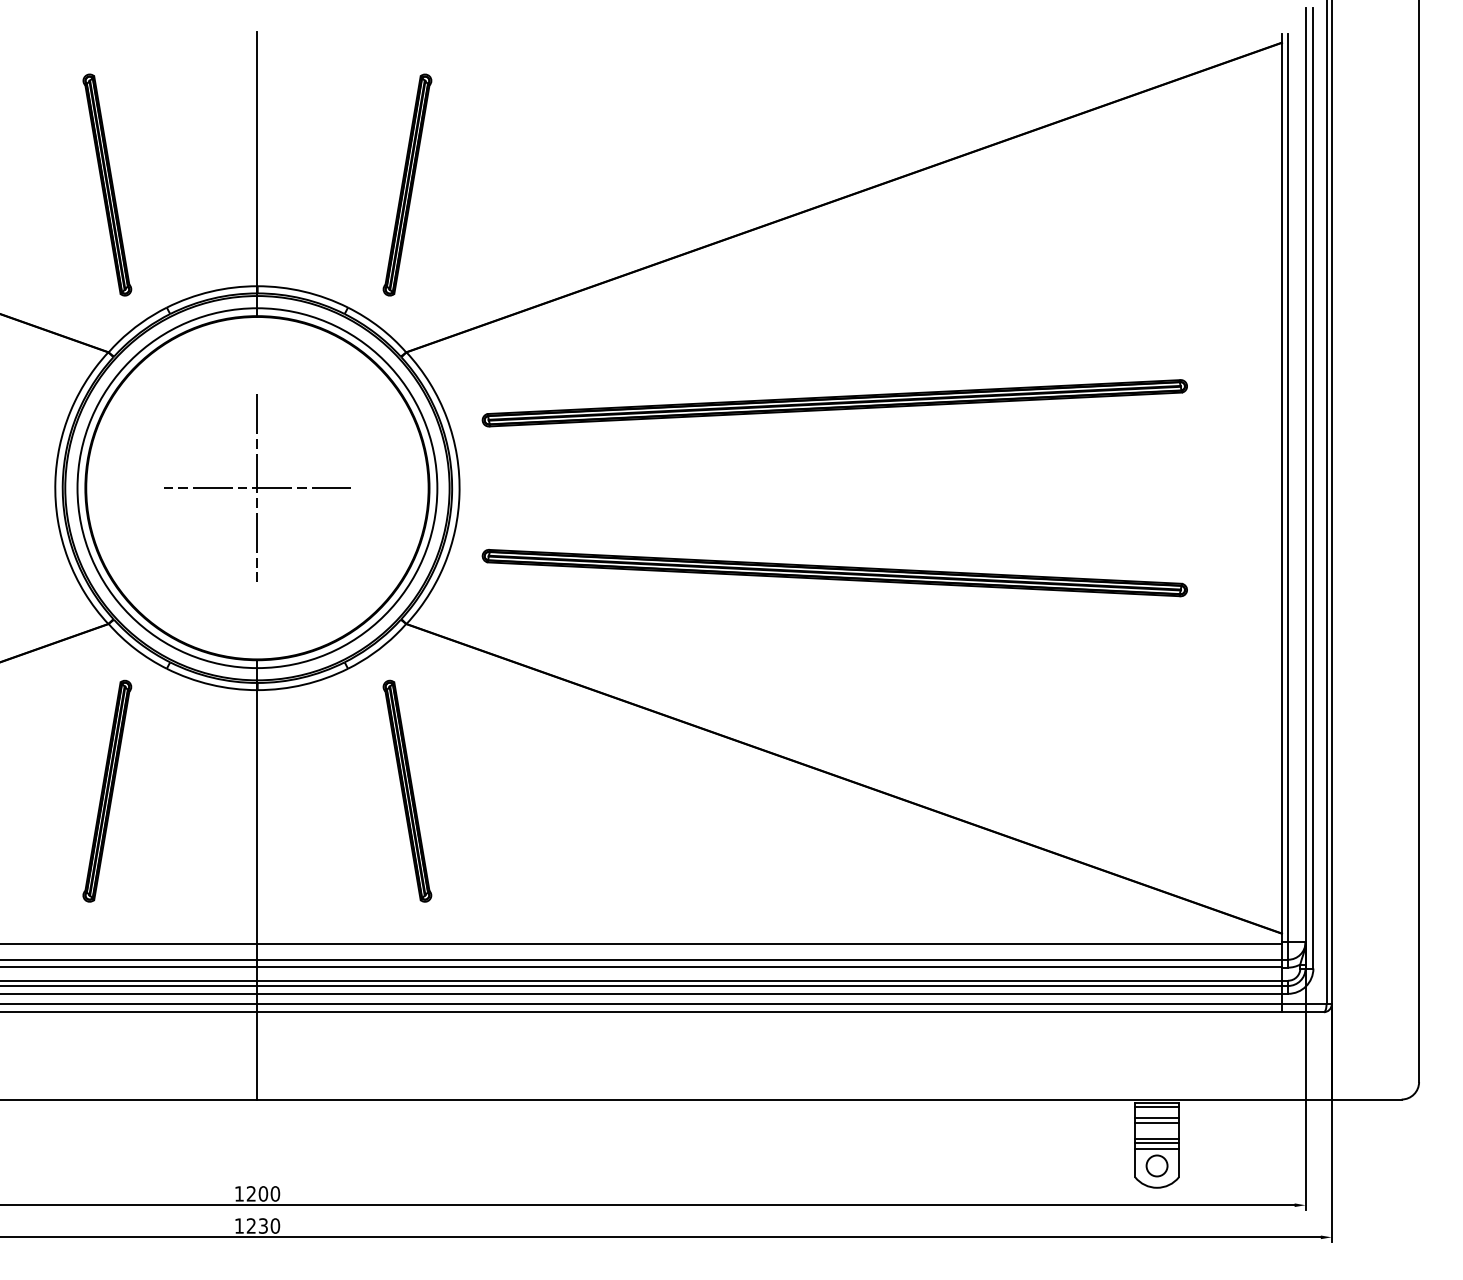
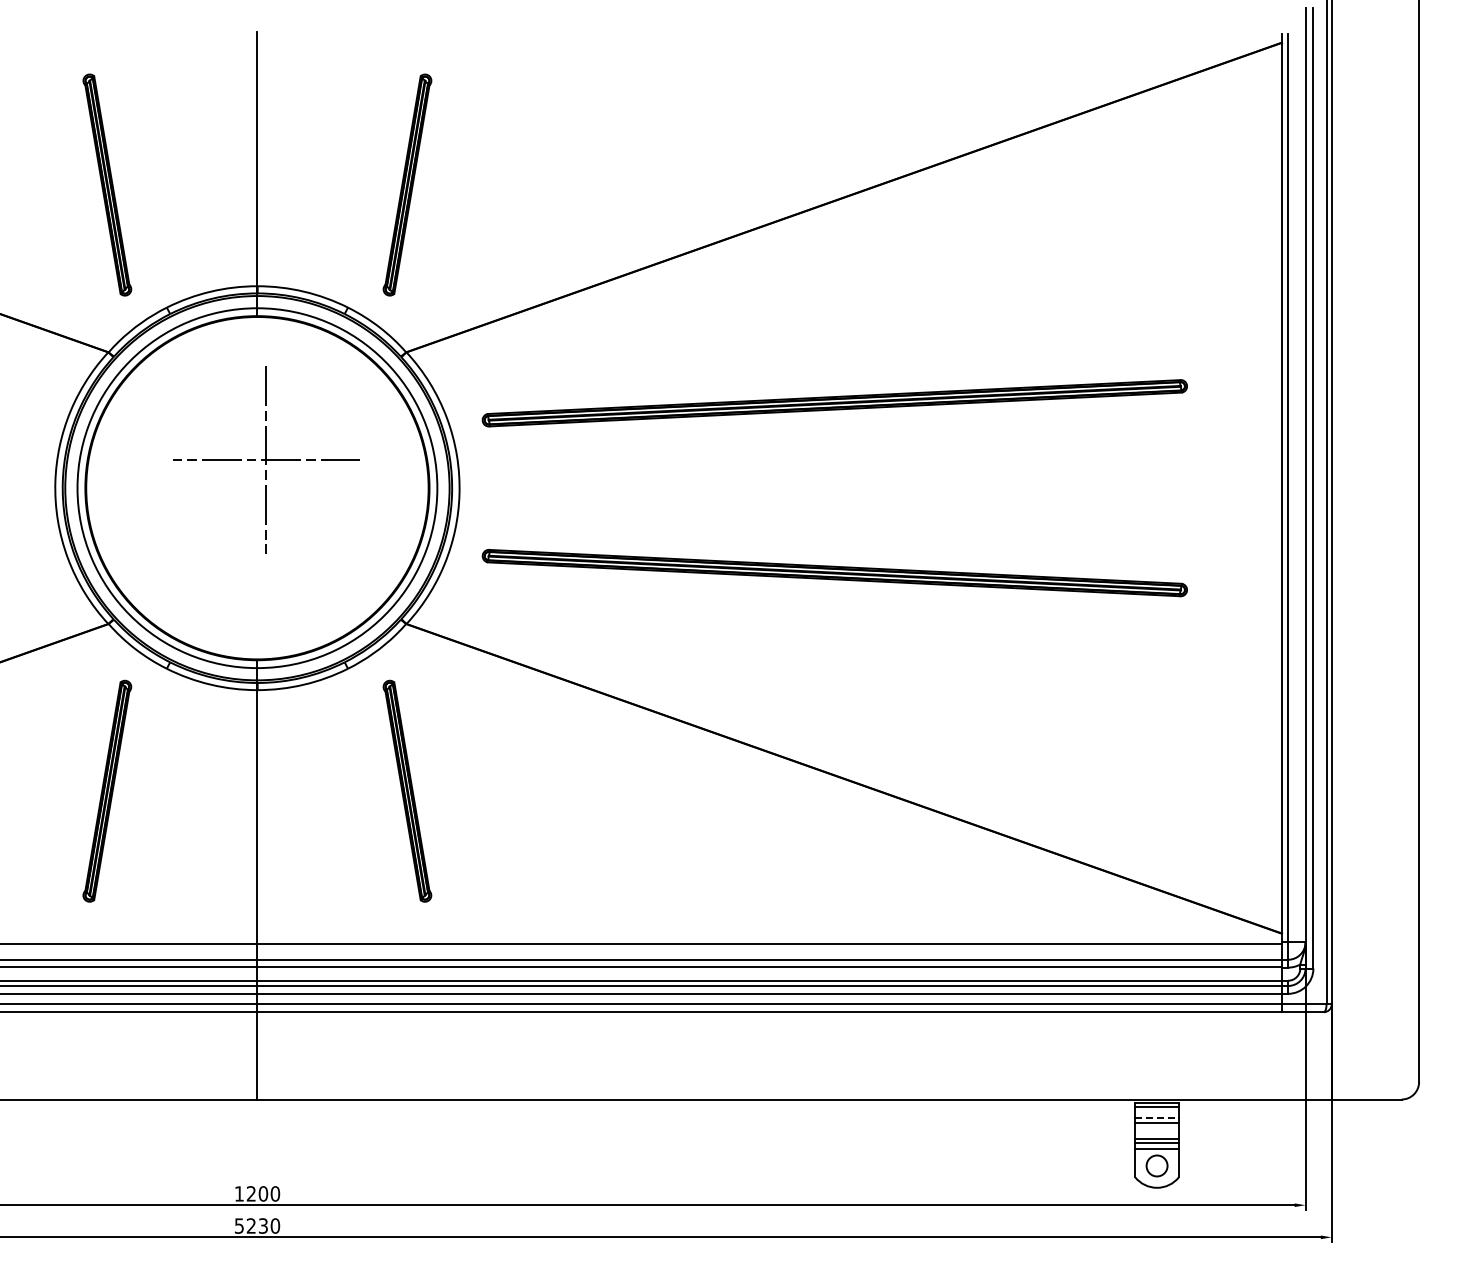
part position: (257, 487) -> (266, 459) (266, 459)
line: solid -> dashed (1157, 1118)
text: 1230 -> 5230 (239, 1225)
